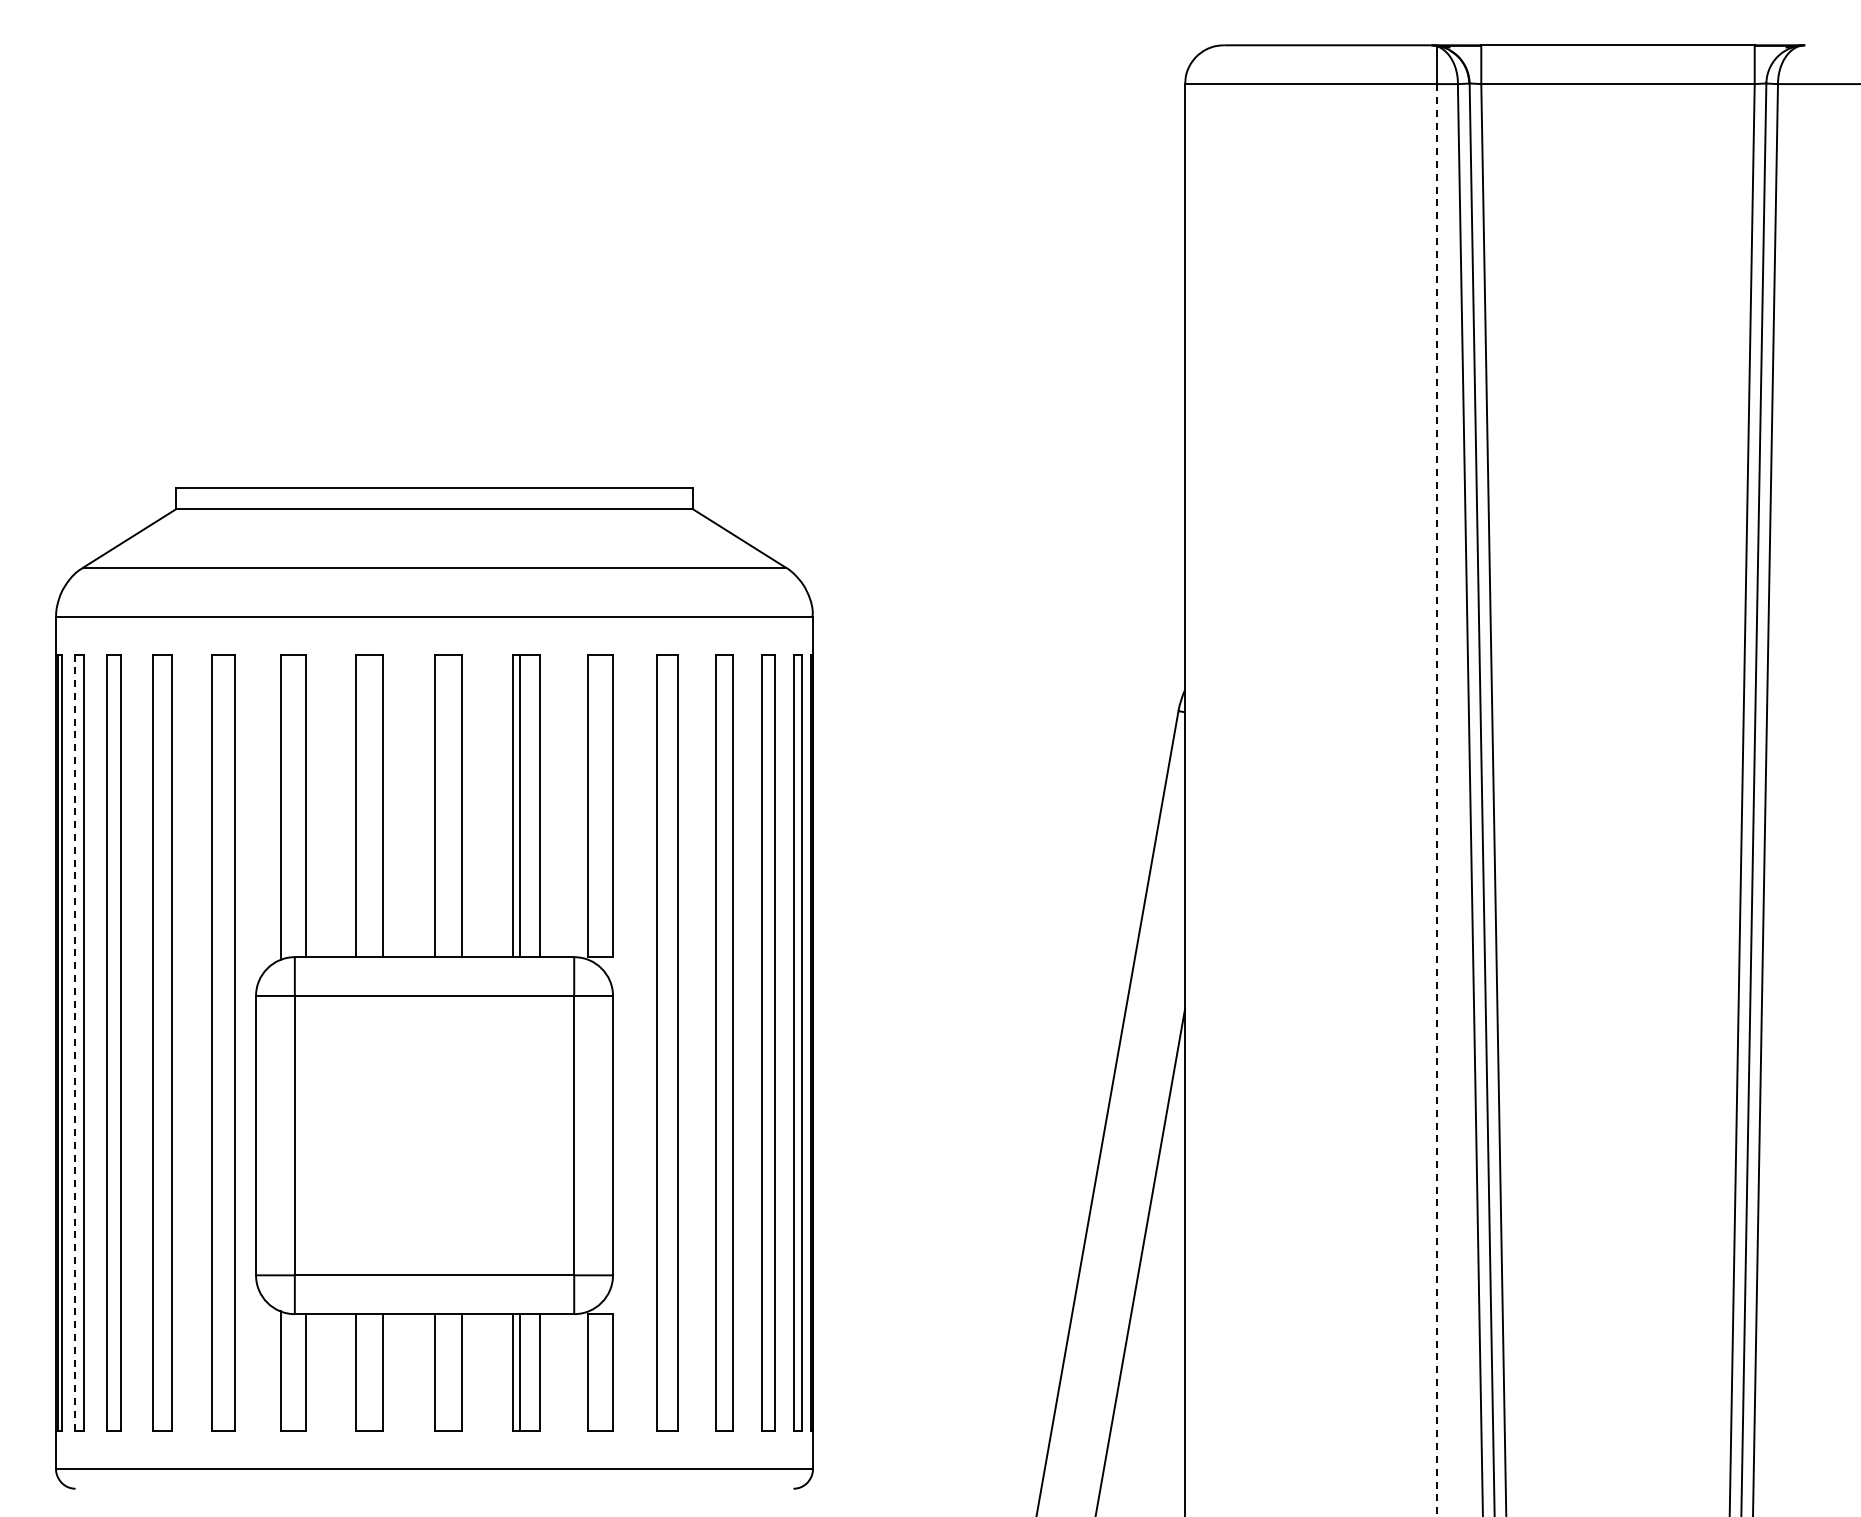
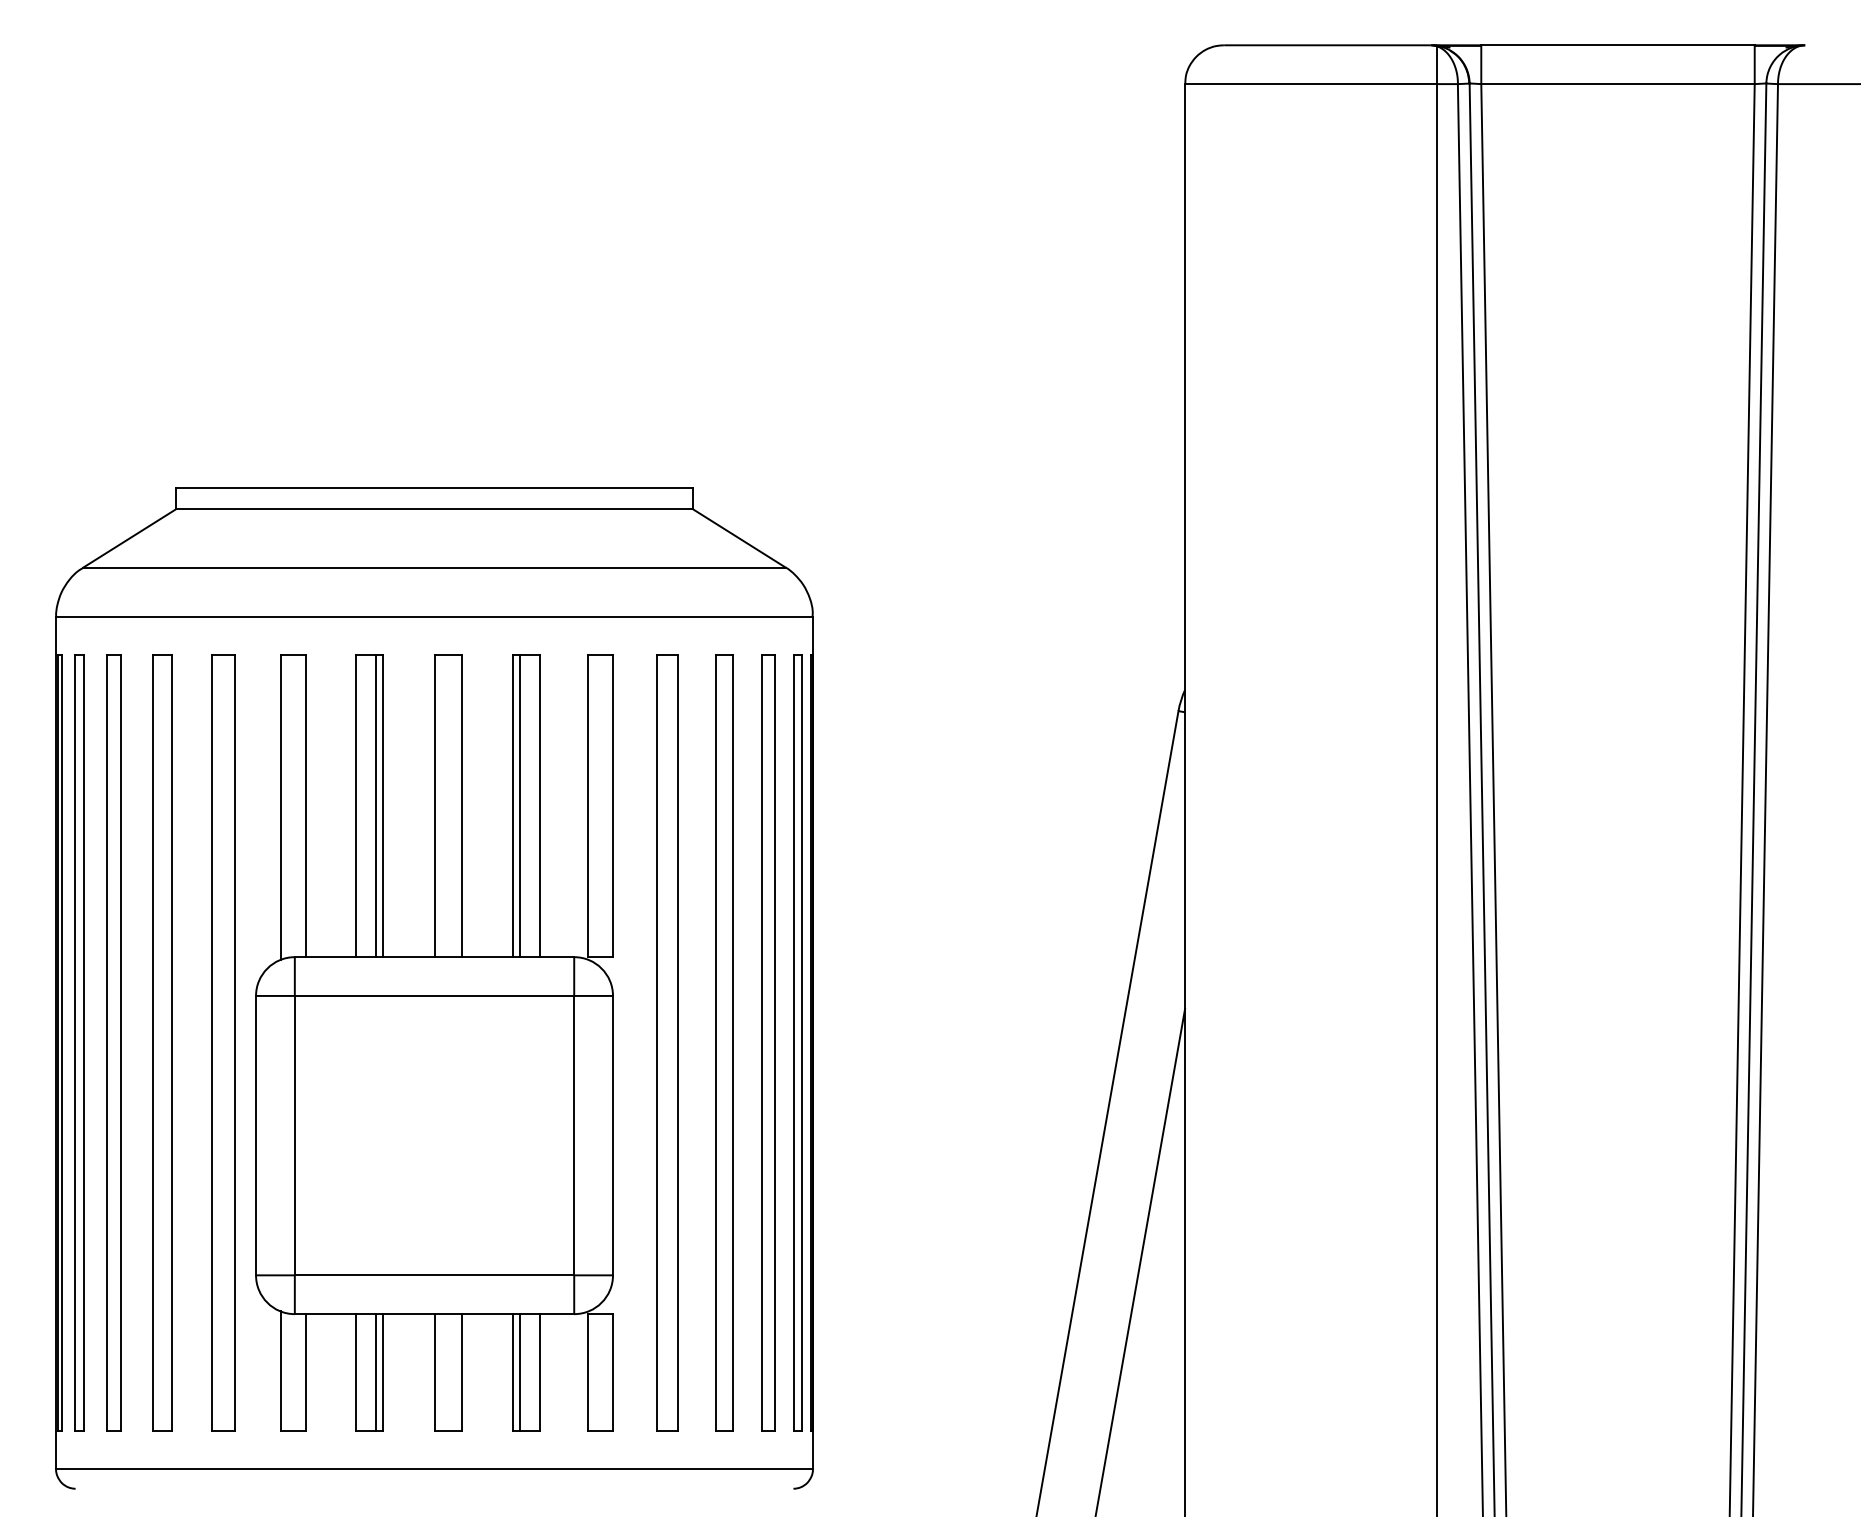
line: dashed -> solid (1437, 800)
line: none -> present (376, 805)
line: dashed -> solid (74, 1043)
line: none -> present (376, 1372)
